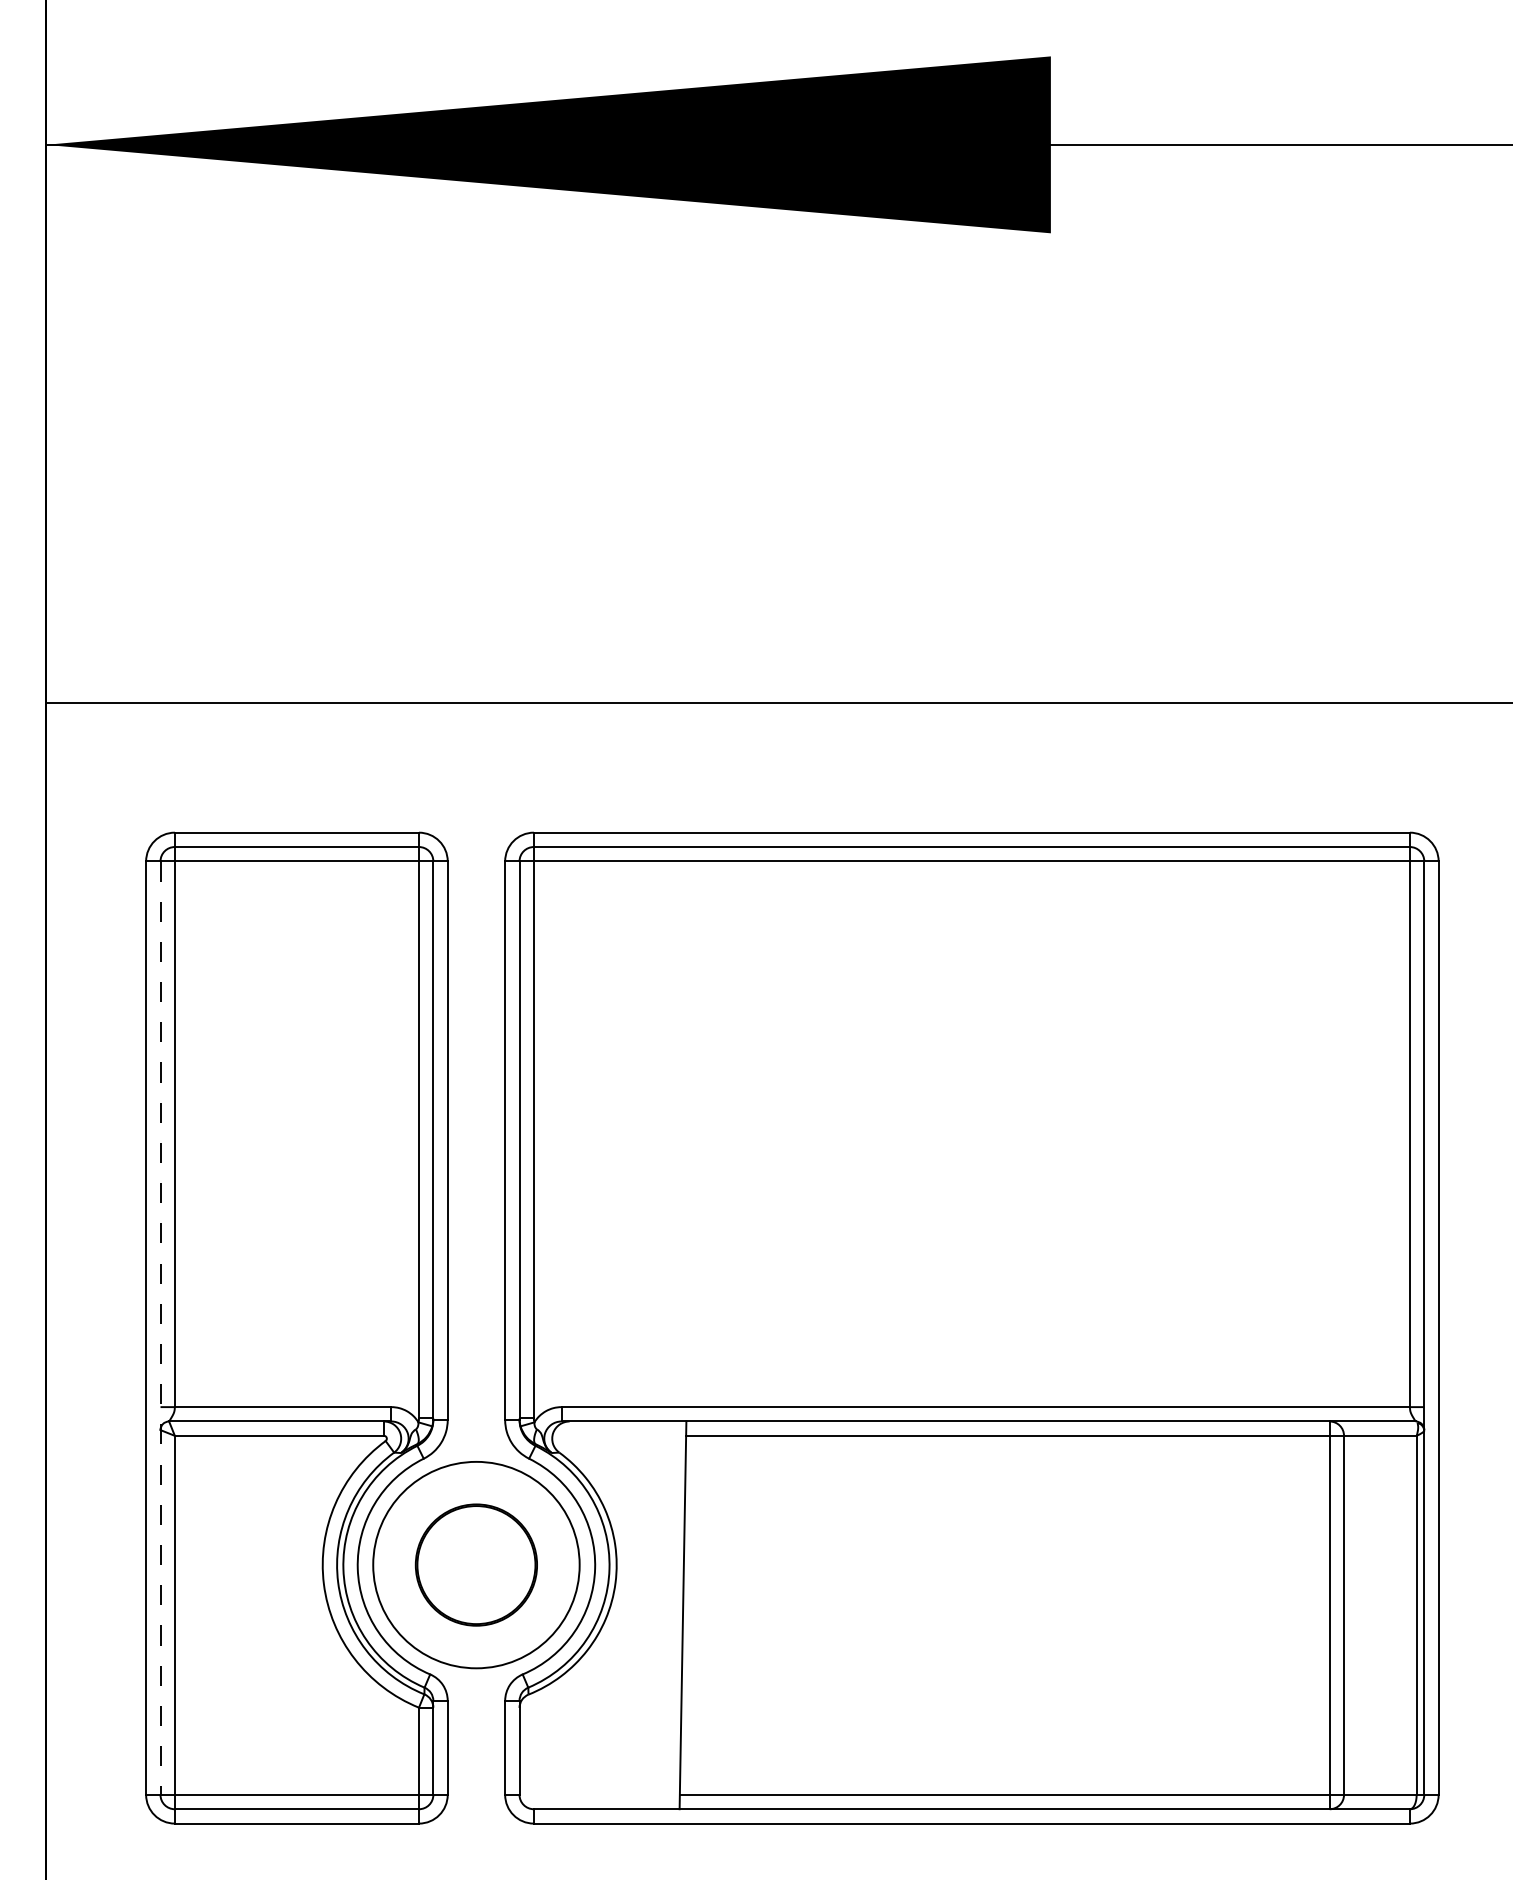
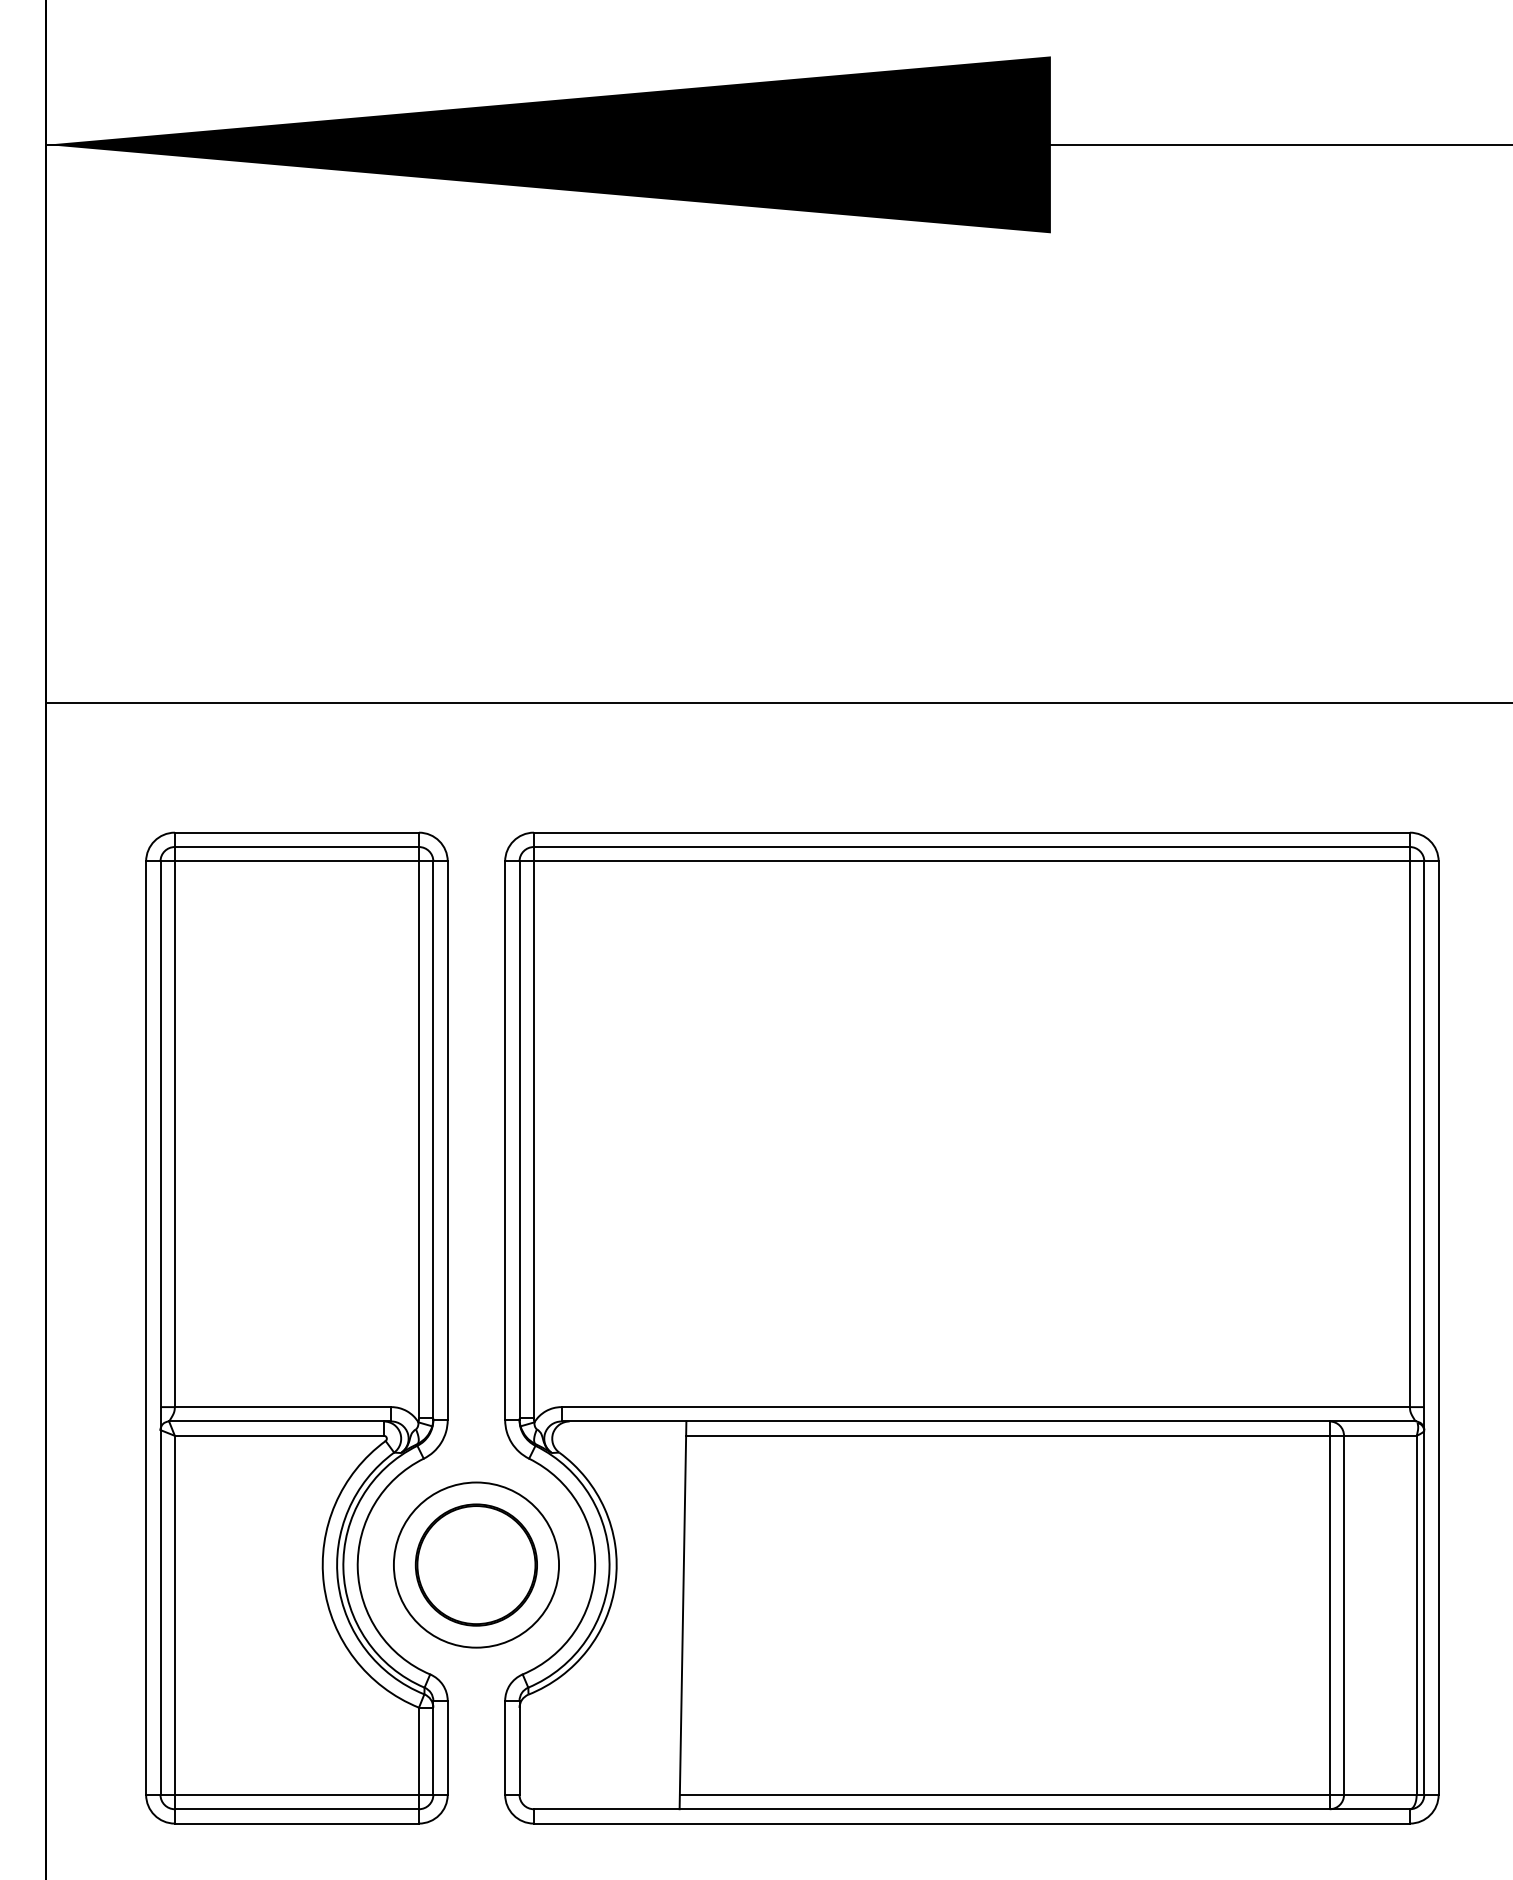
line: dashed -> solid (160, 1328)
circle diameter: 206 px -> 165 px (476, 1564)
